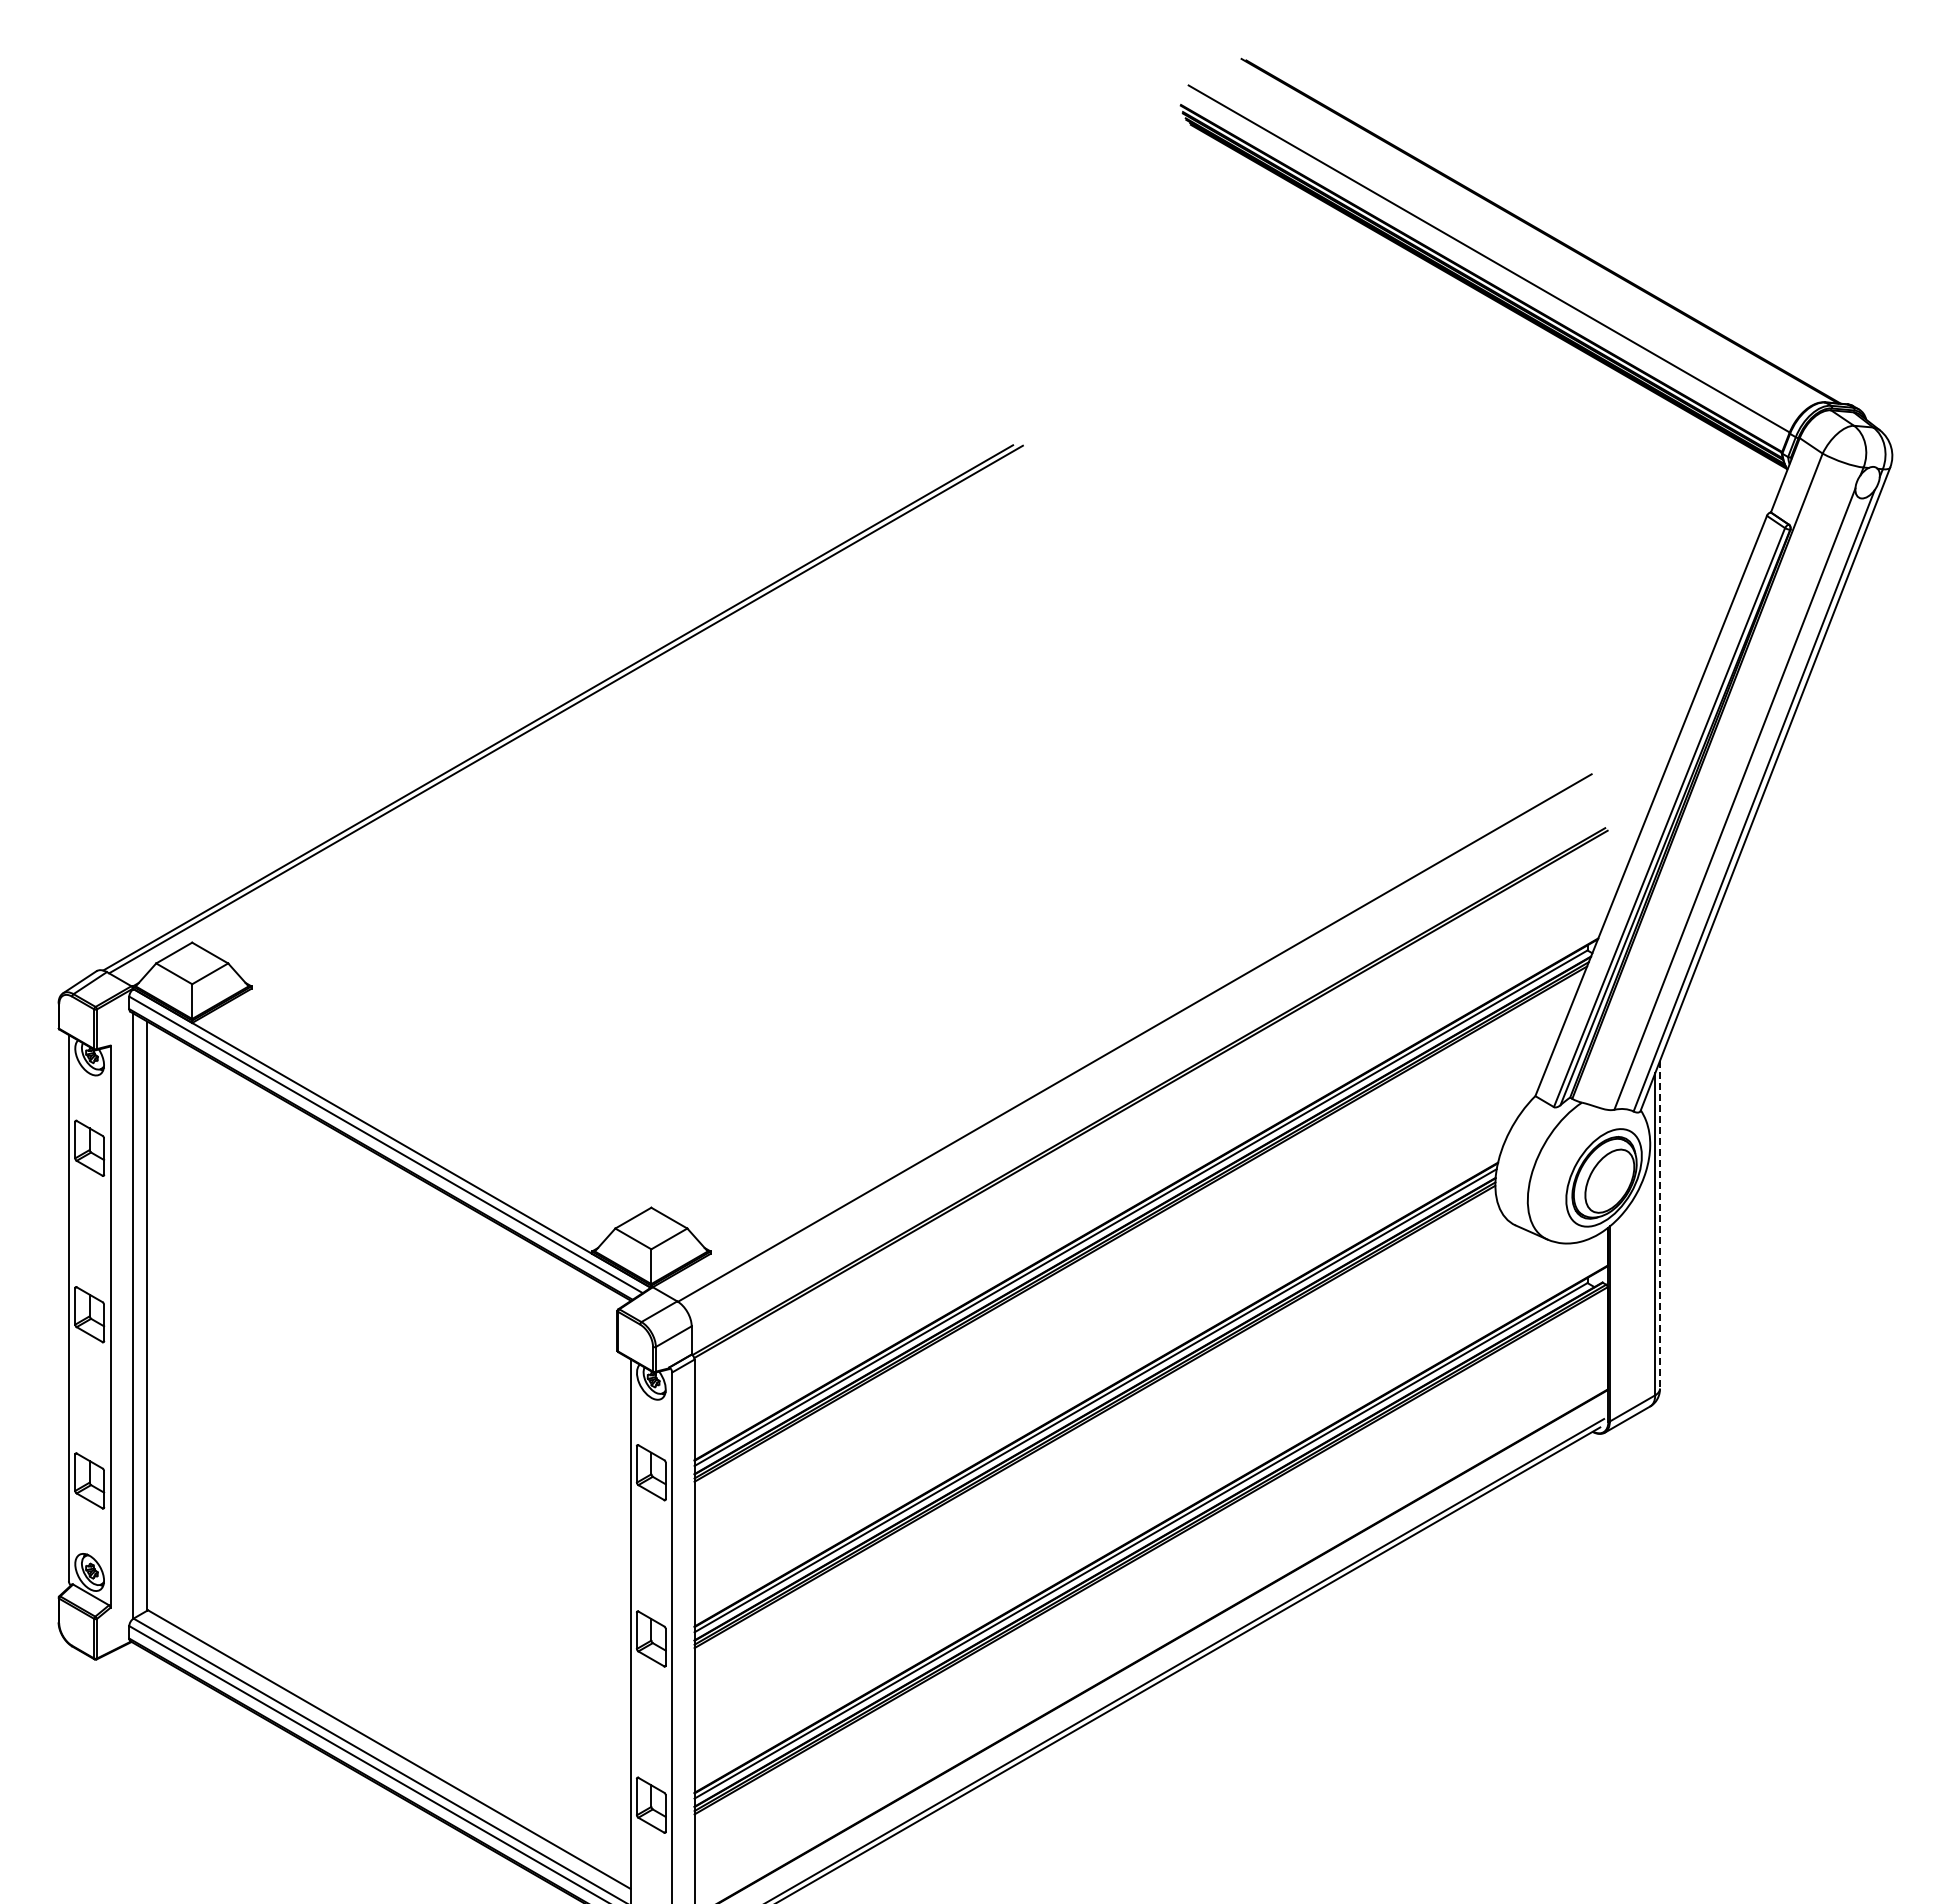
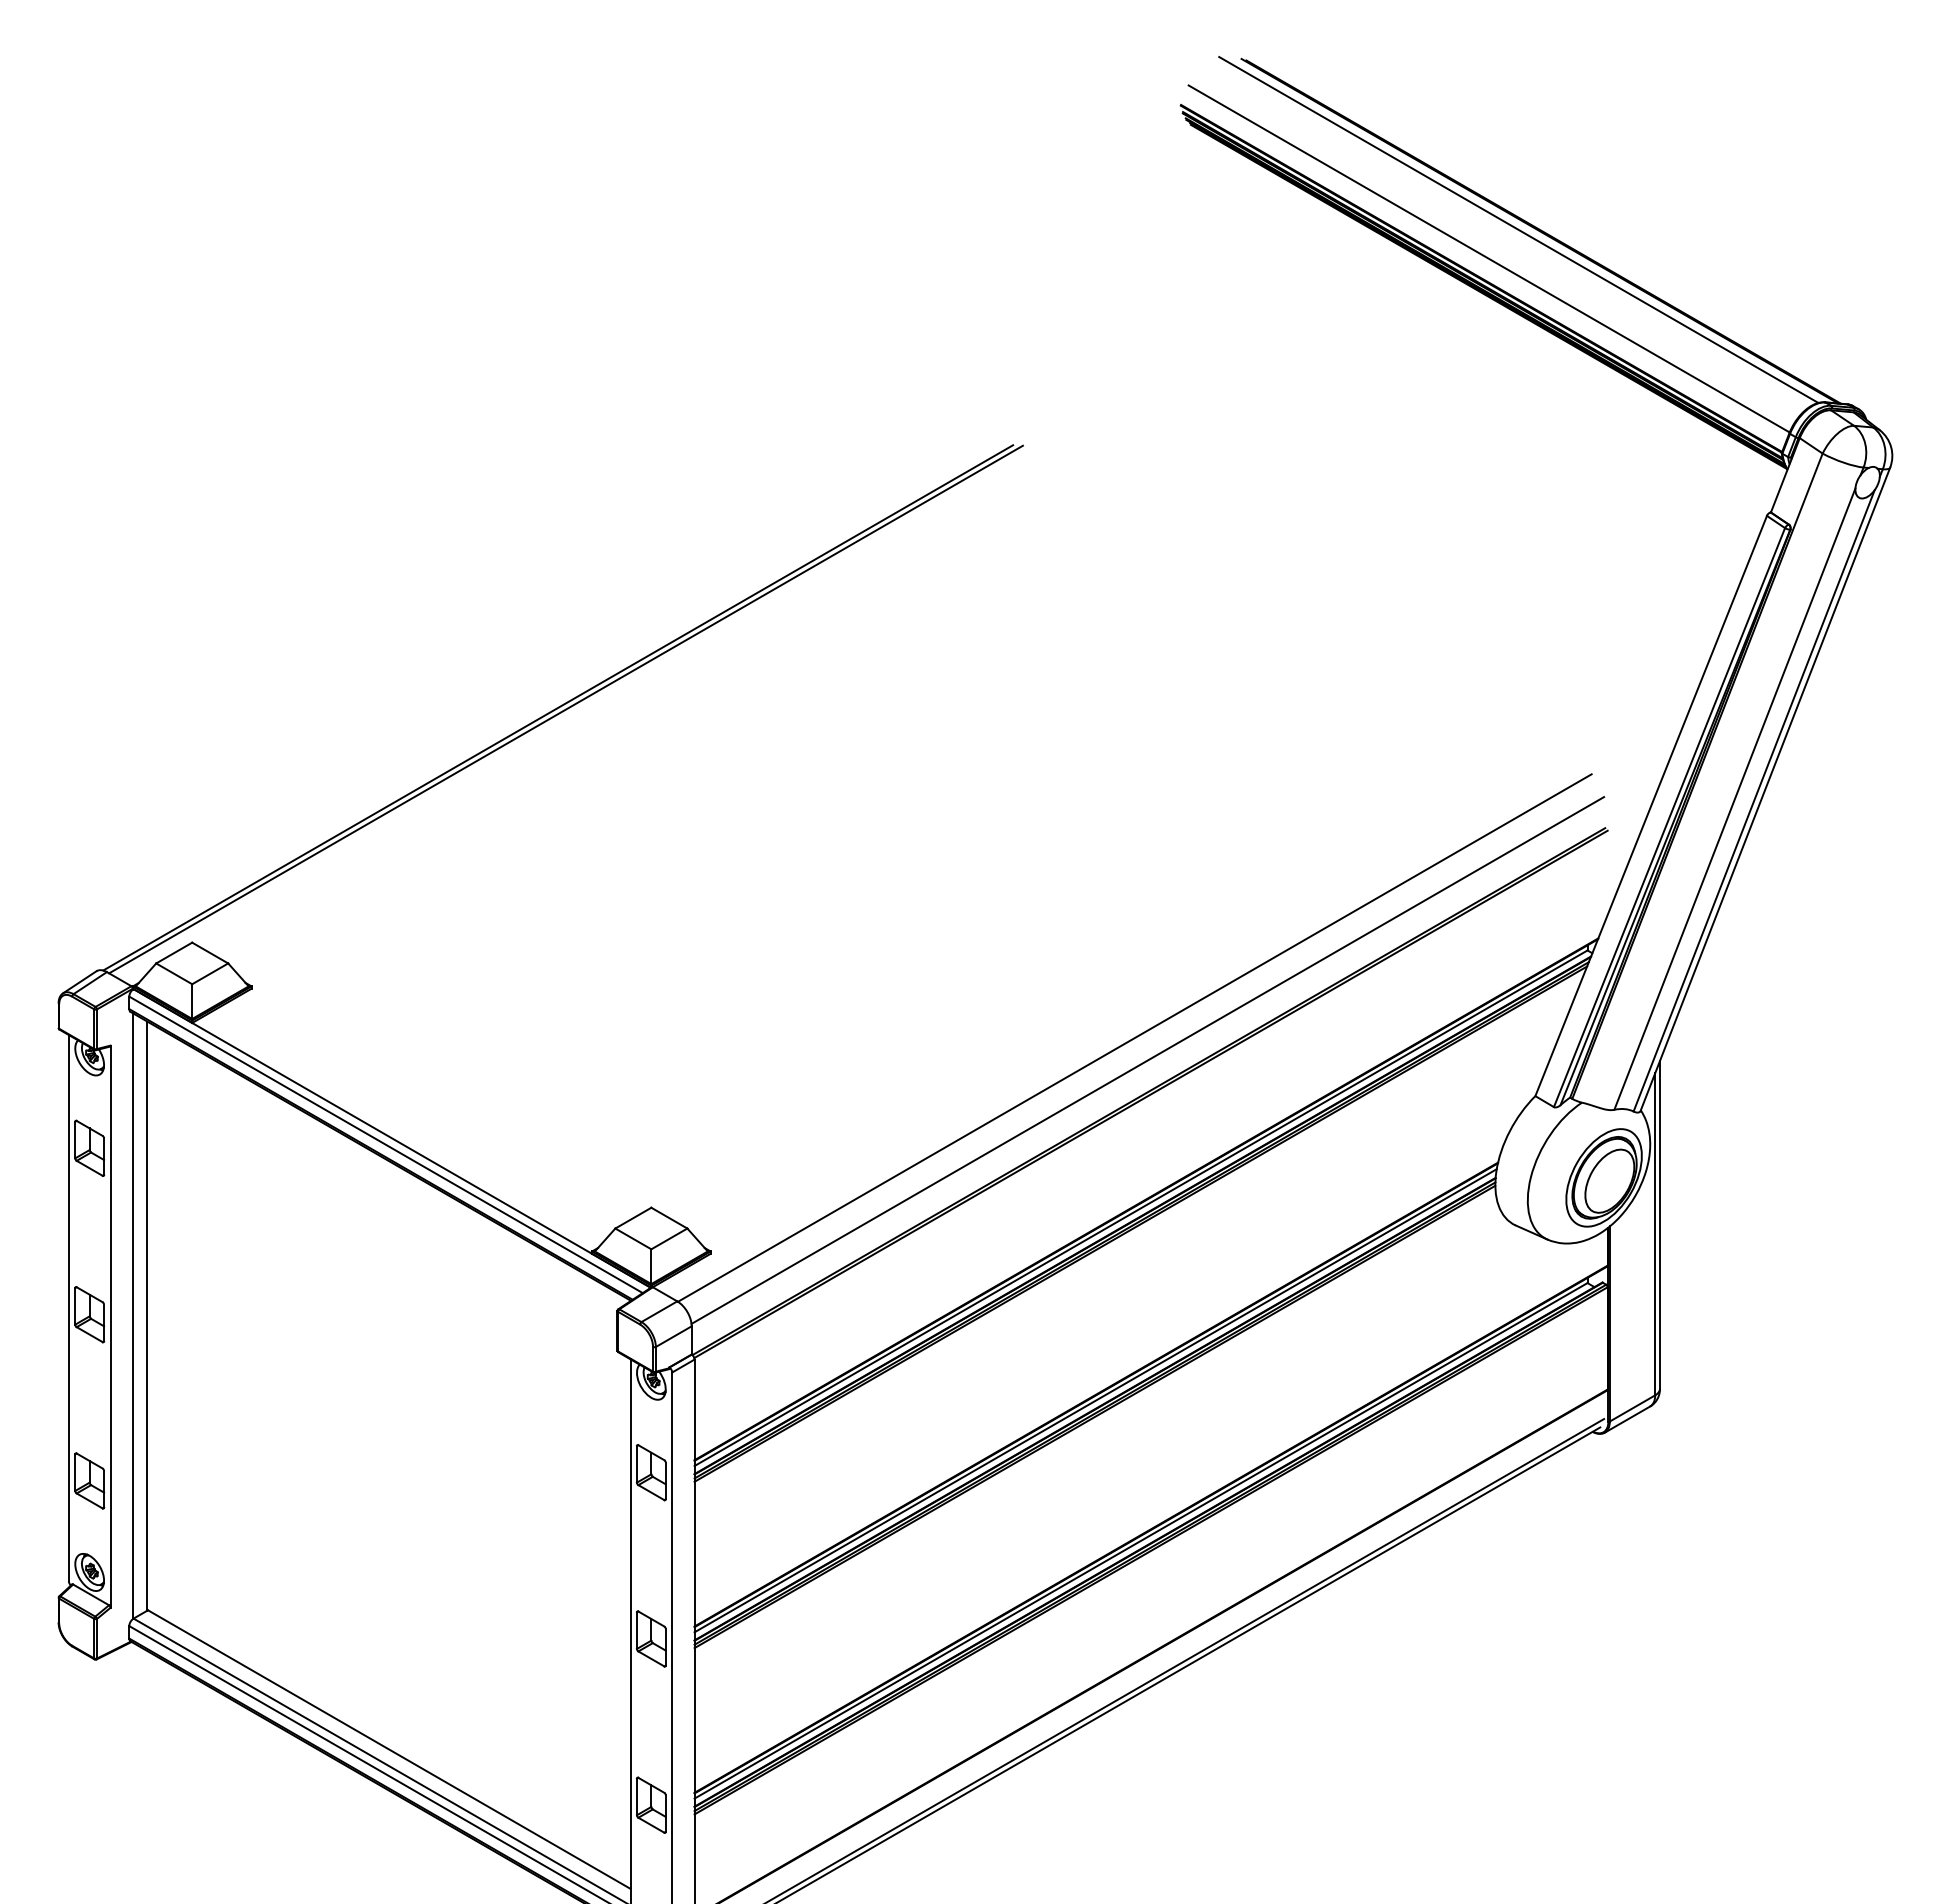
line: none -> present (1518, 229)
line: none -> present (1147, 1060)
line: dashed -> solid (1659, 1224)
